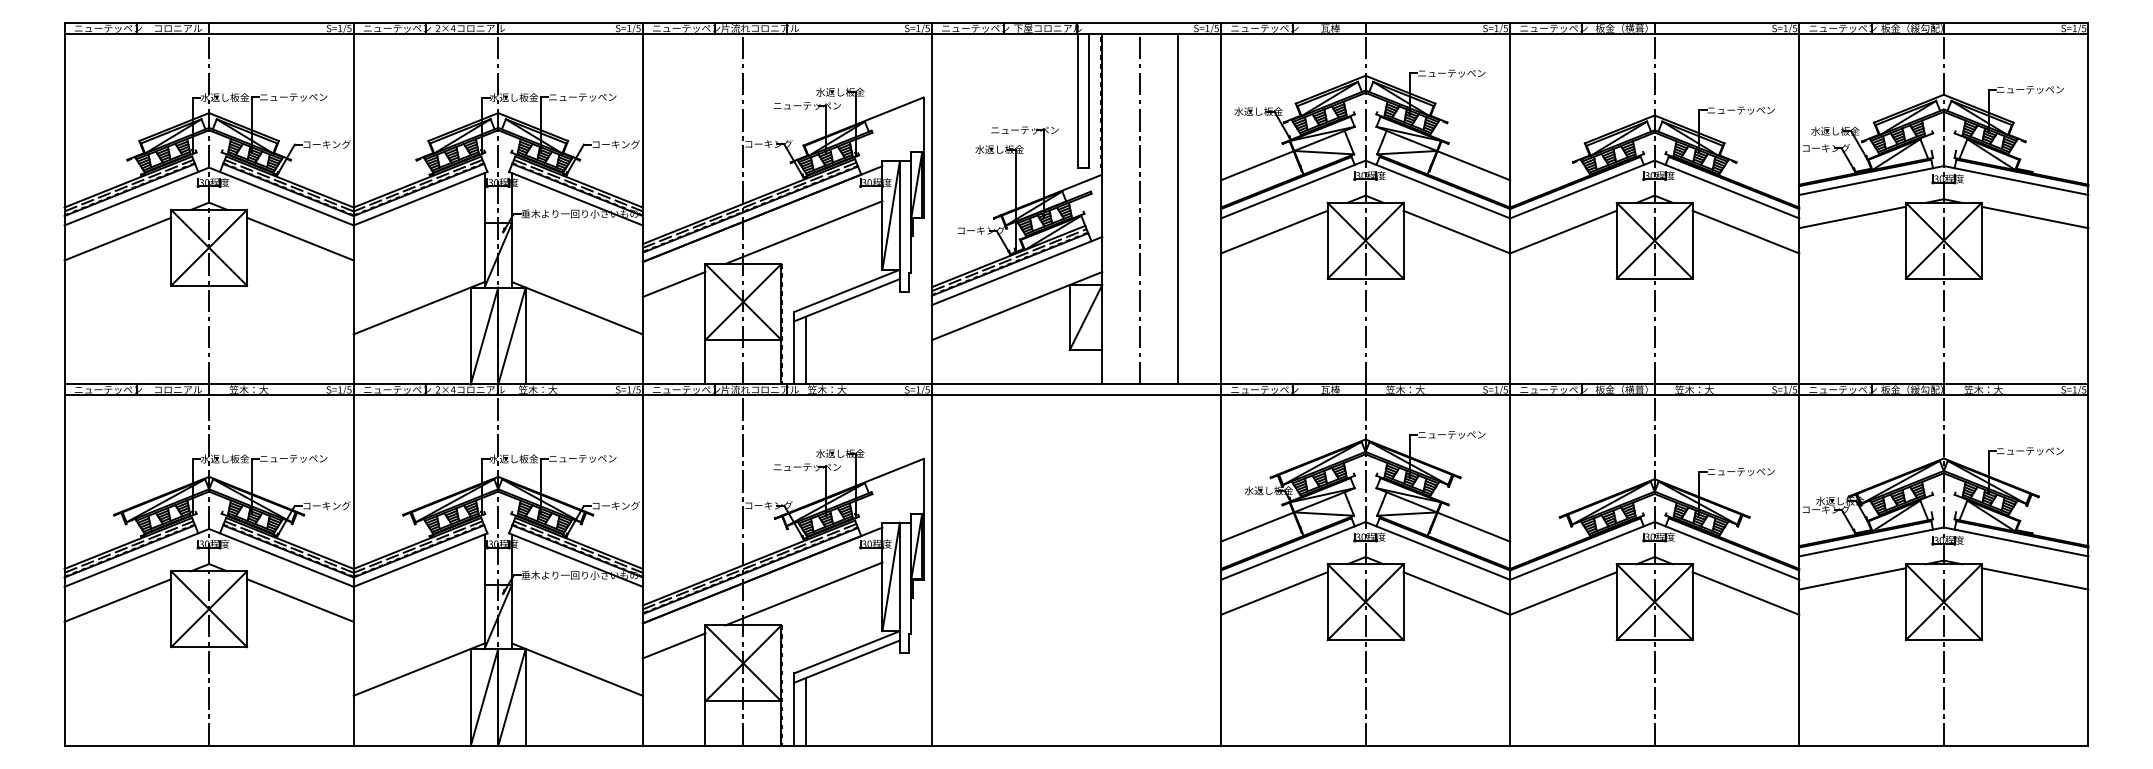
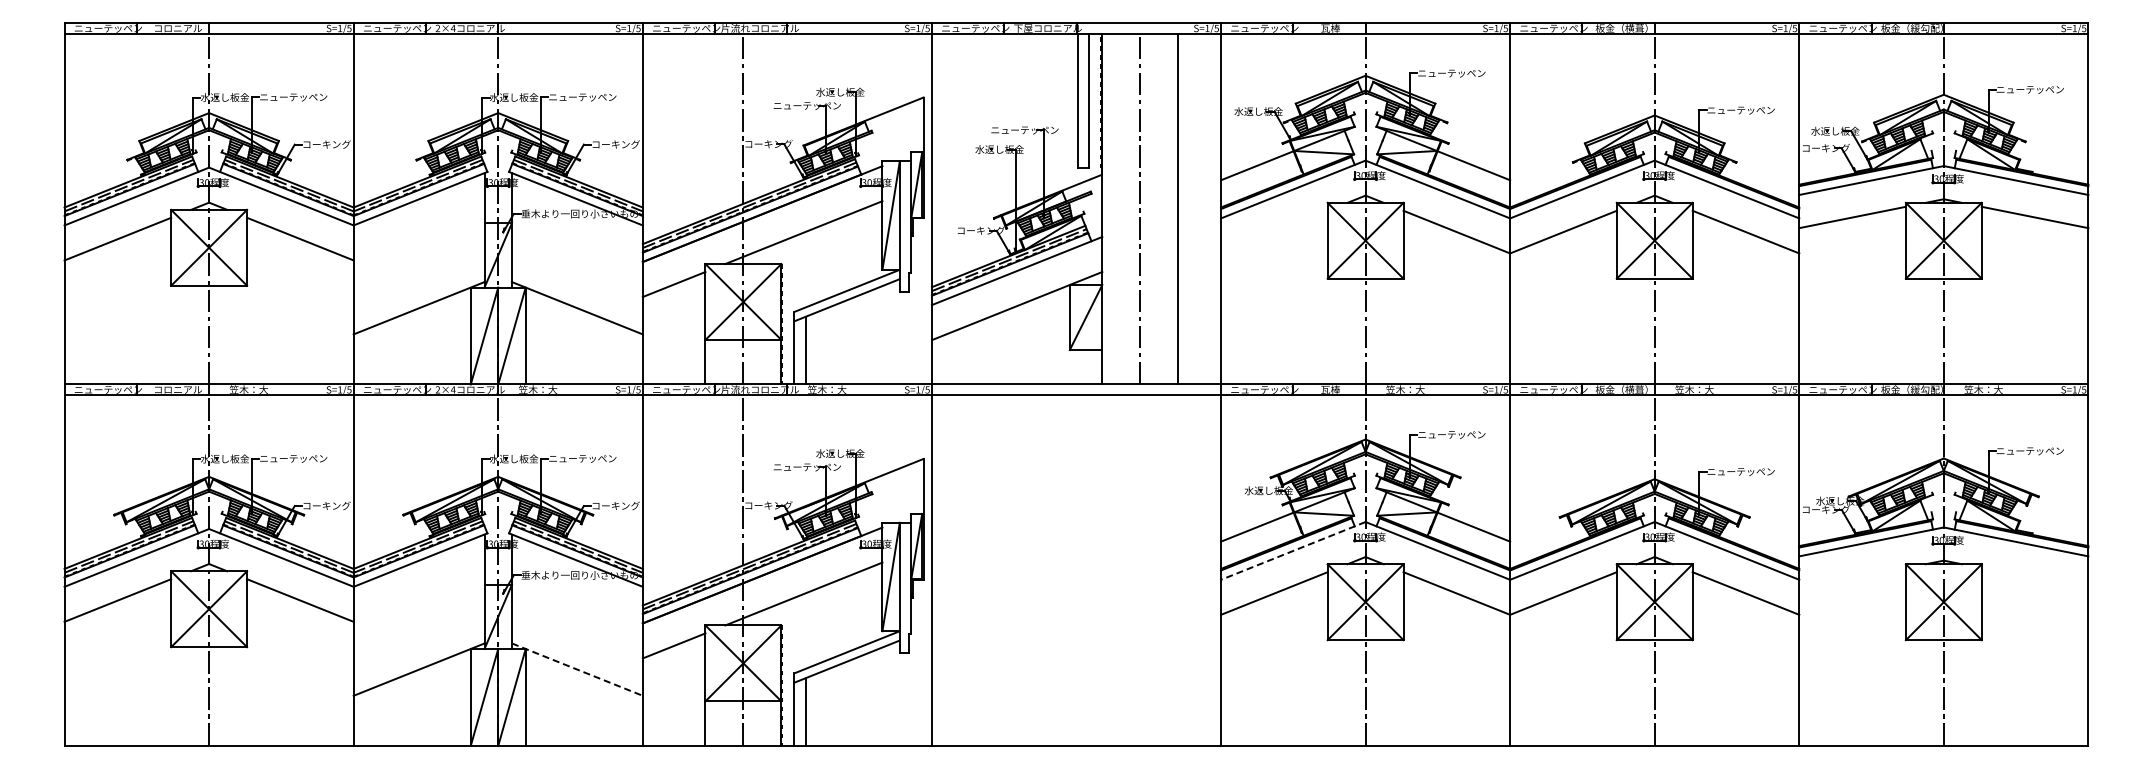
line: present -> none (1274, 231)
line: solid -> dashed (1293, 550)
line: present -> none (1852, 578)
line: present -> none (2034, 578)
line: solid -> dashed (577, 669)
